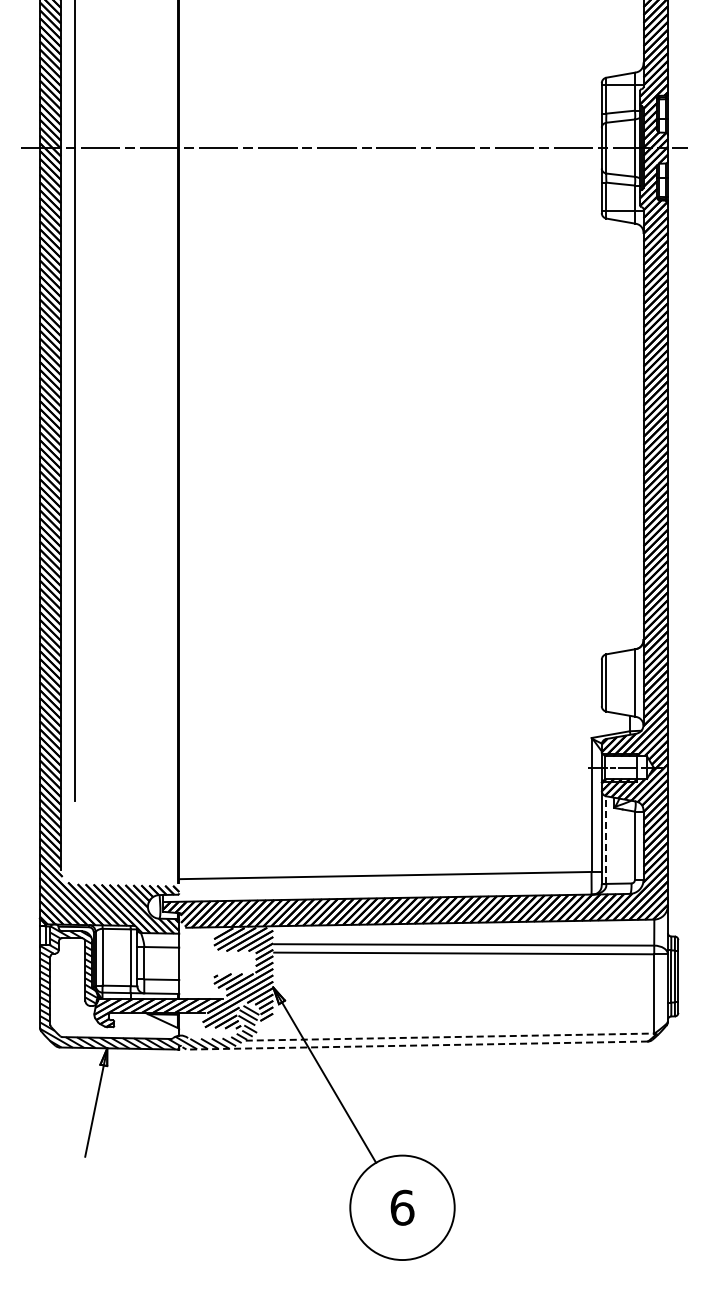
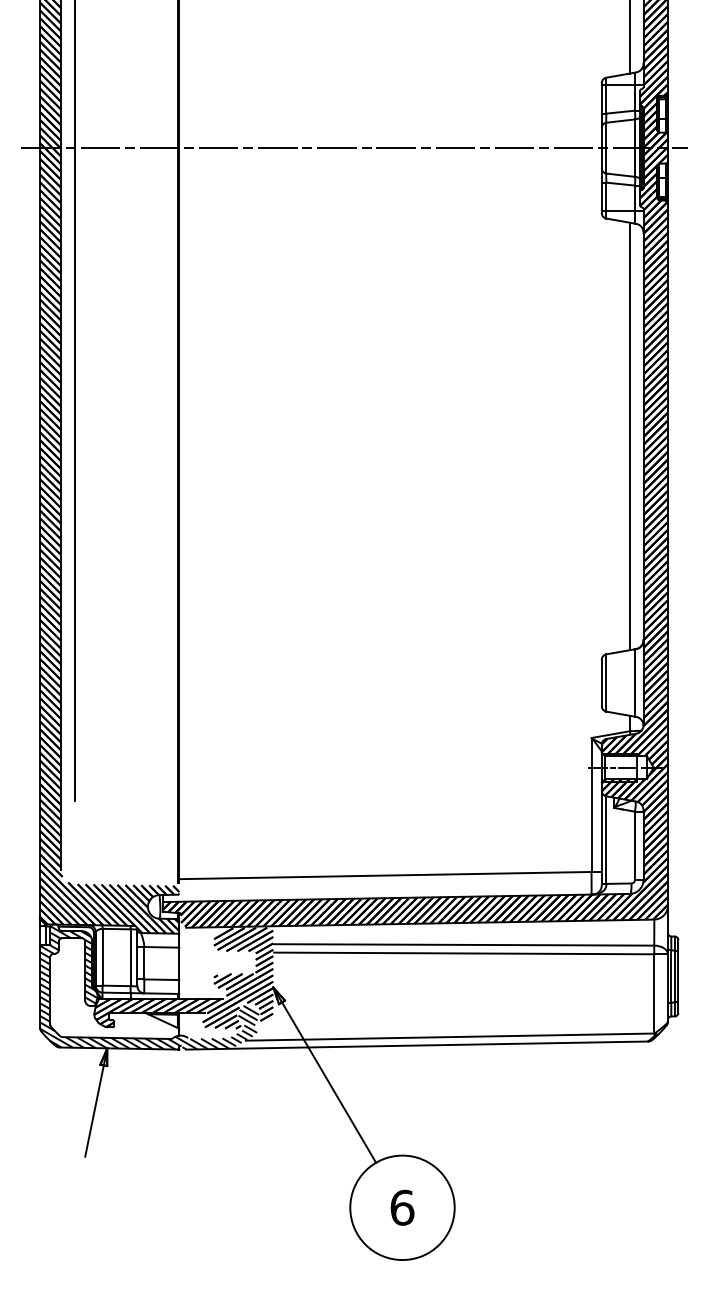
line: none -> present (629, 37)
line: none -> present (629, 436)
line: dashed -> solid (606, 840)
line: dashed -> solid (450, 1037)
line: dashed -> solid (417, 1045)
